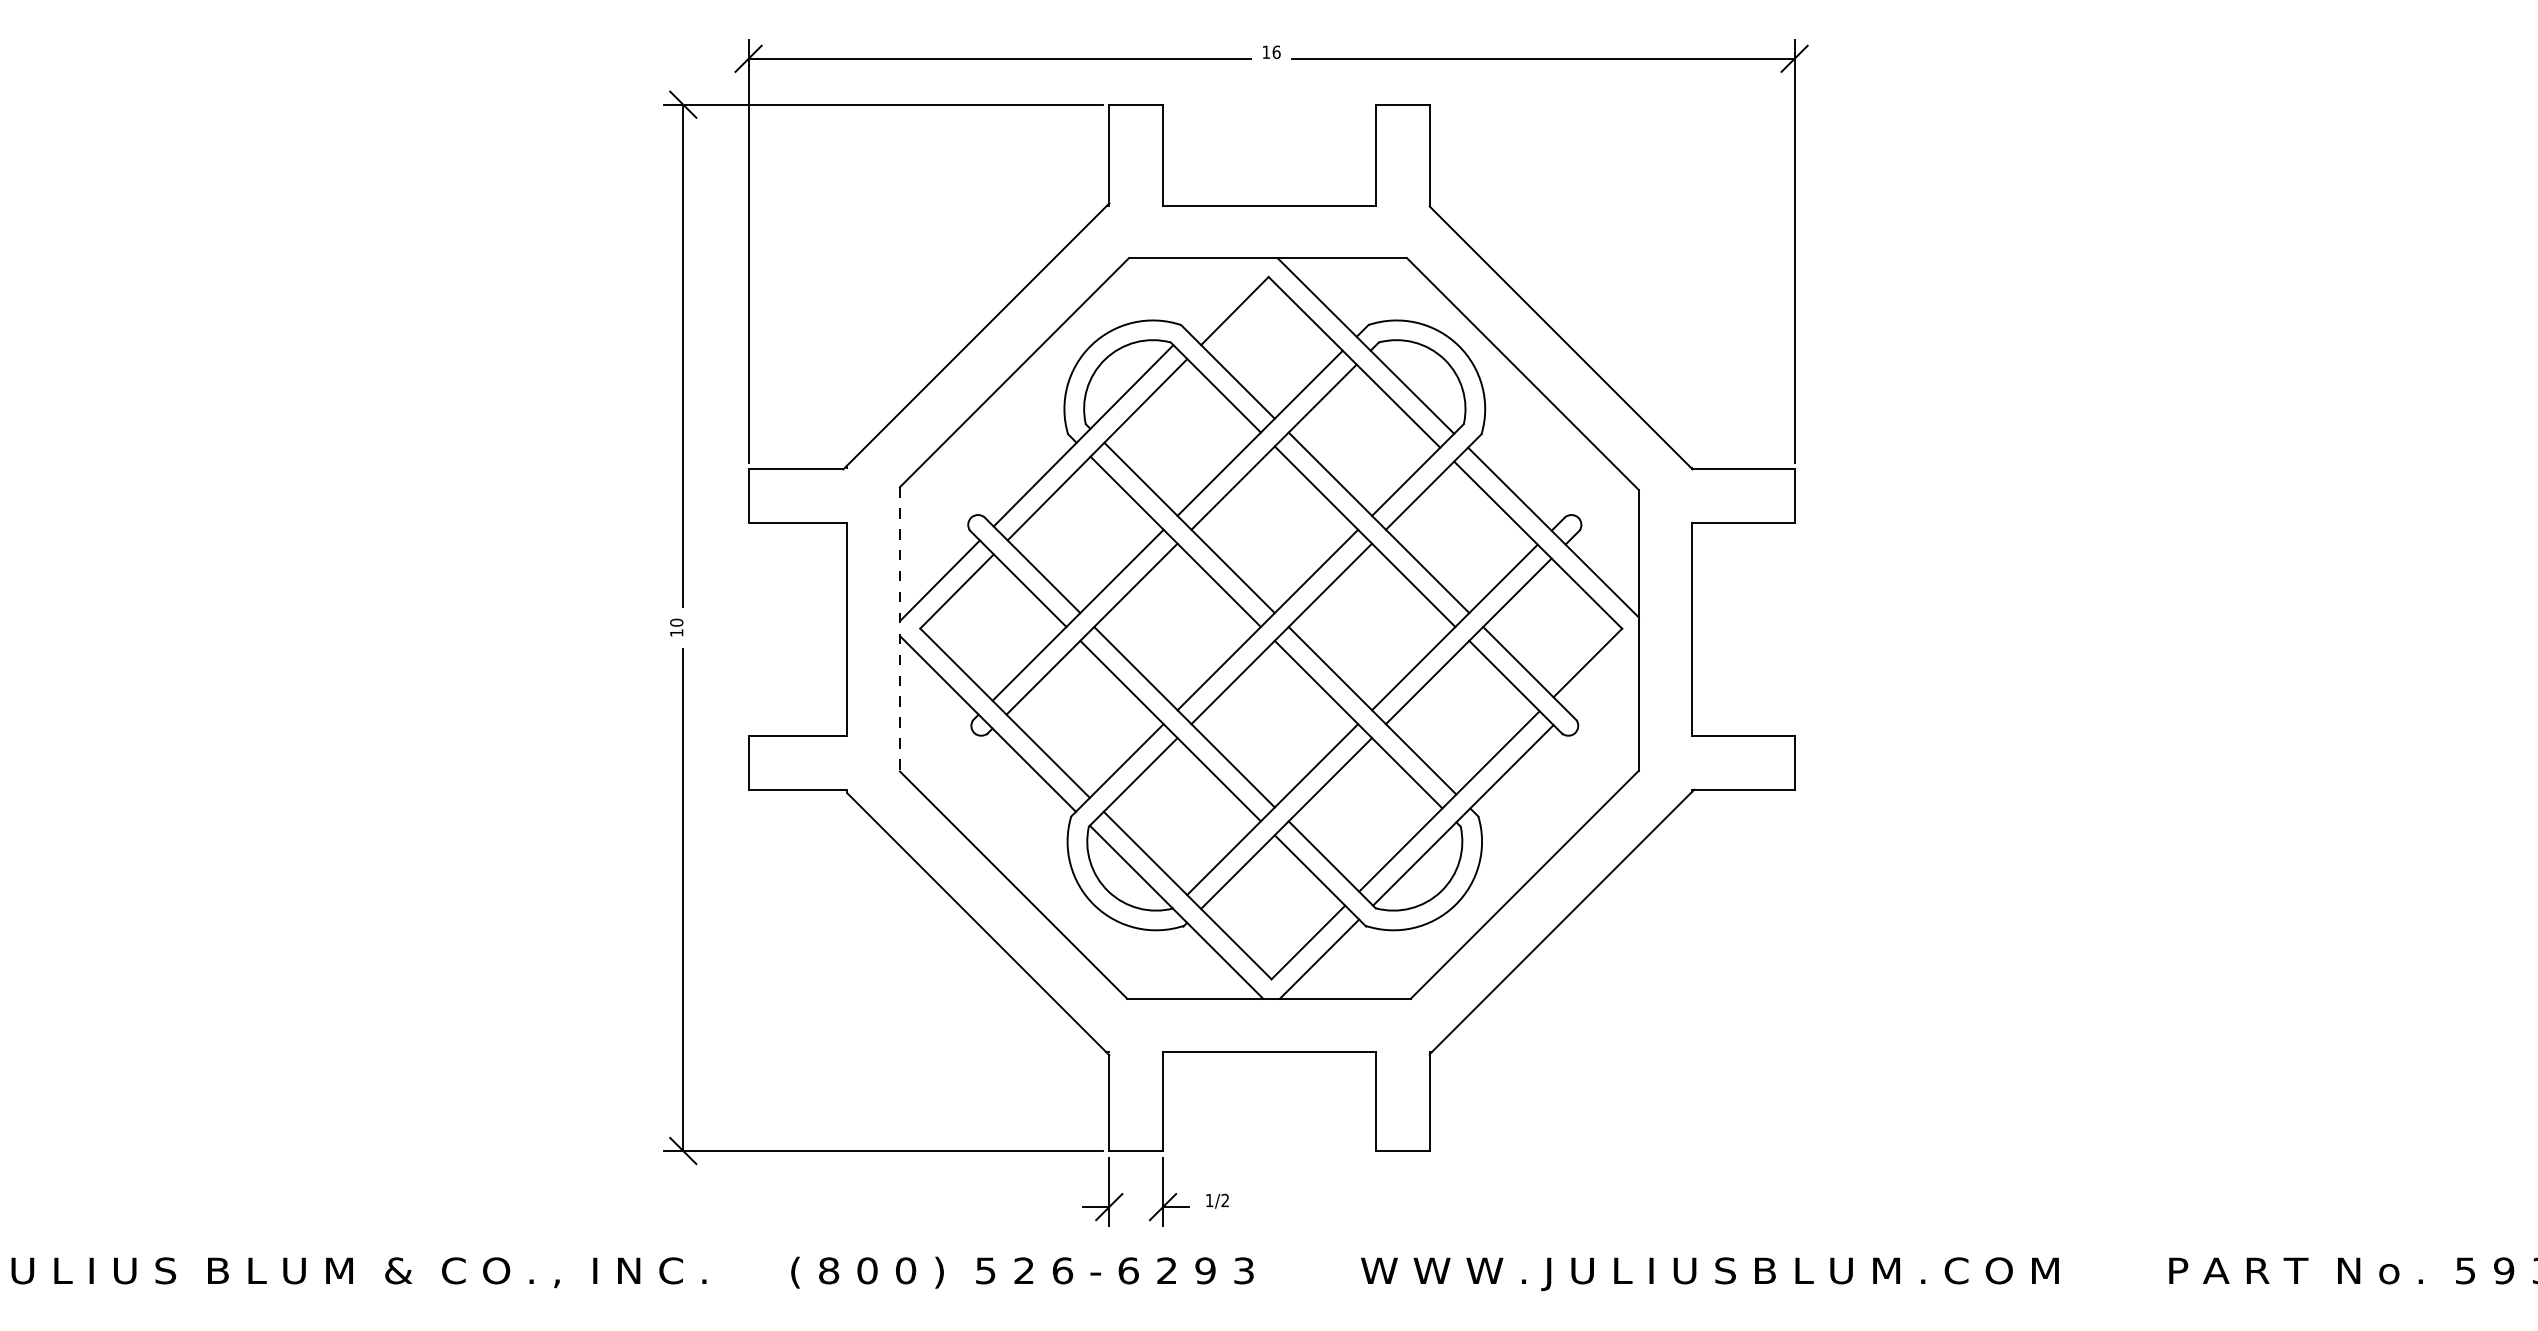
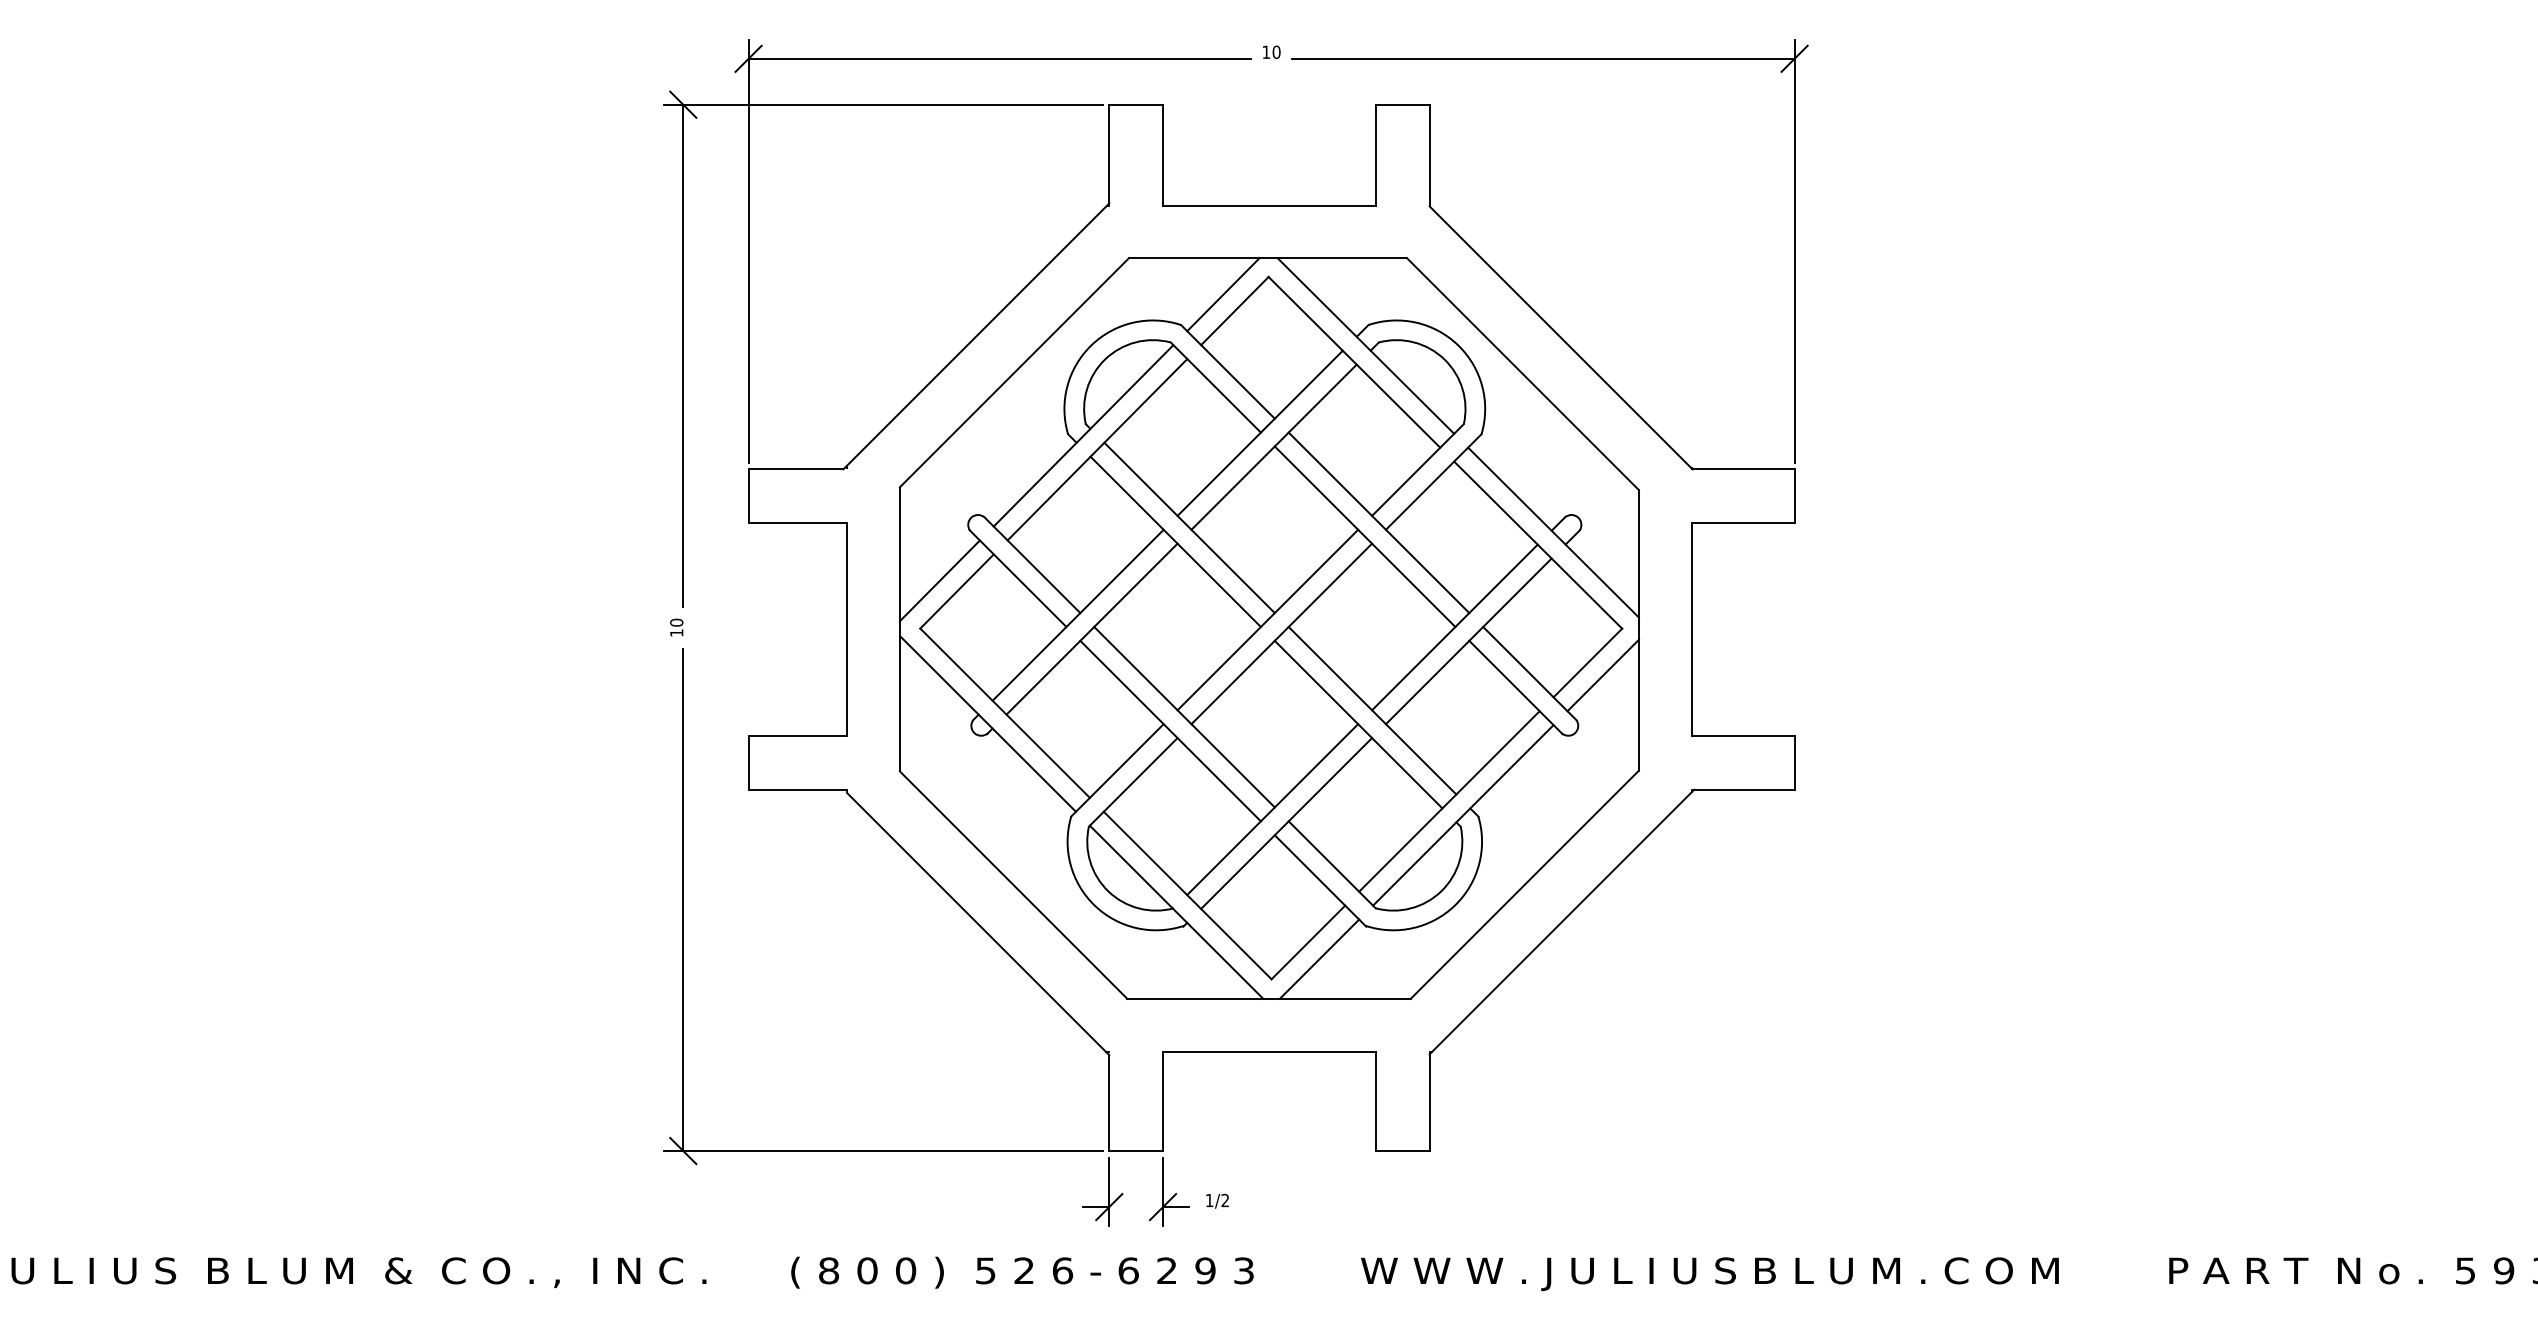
text: 16 -> 10 (1276, 51)
line: none -> present (1223, 294)
line: dashed -> solid (899, 629)
line: none -> present (1602, 675)
